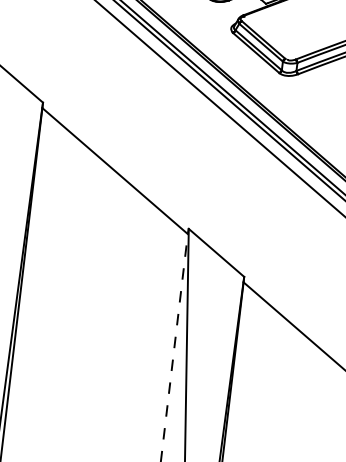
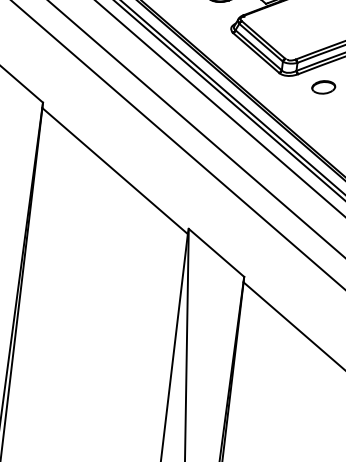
part: none -> present (323, 87)
line: none -> present (196, 128)
line: none -> present (177, 144)
line: dashed -> solid (174, 347)
